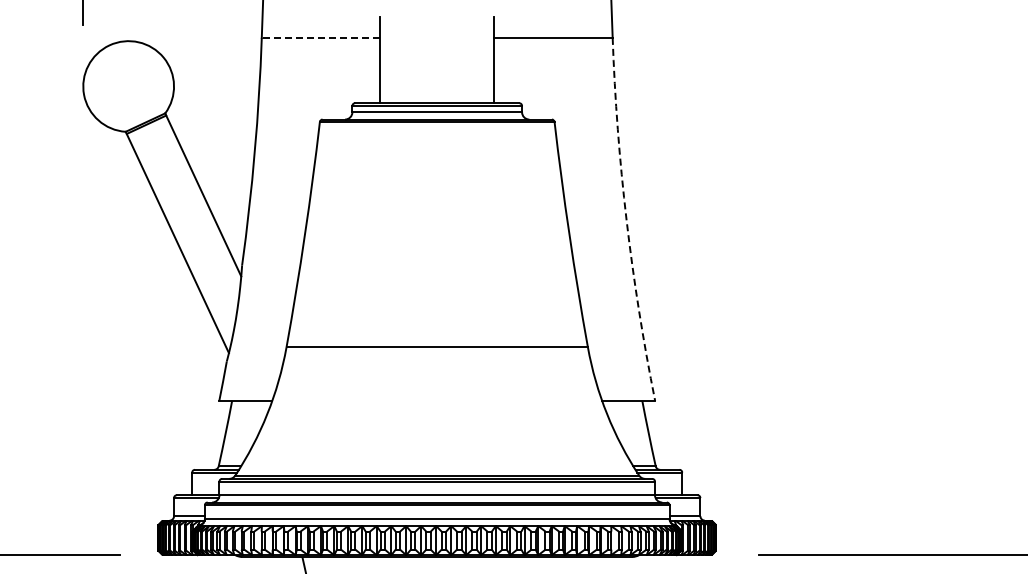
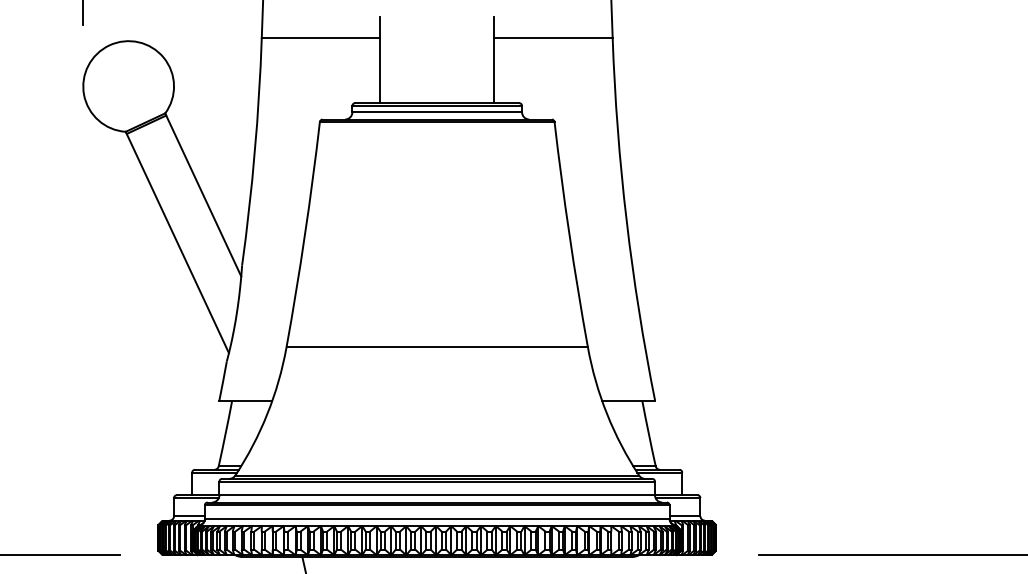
line: dashed -> solid (320, 37)
arc: dashed -> solid (626, 220)
